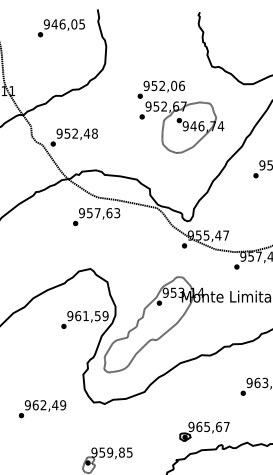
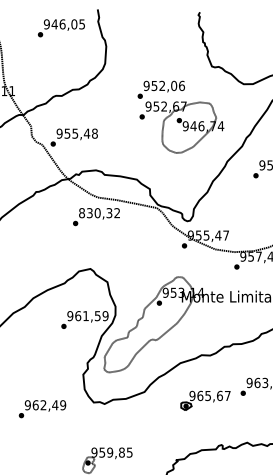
text: 952,48 -> 955,48 (75, 133)
text: 957,63 -> 830,32 (99, 213)
part position: (204, 431) -> (205, 400) (205, 400)
